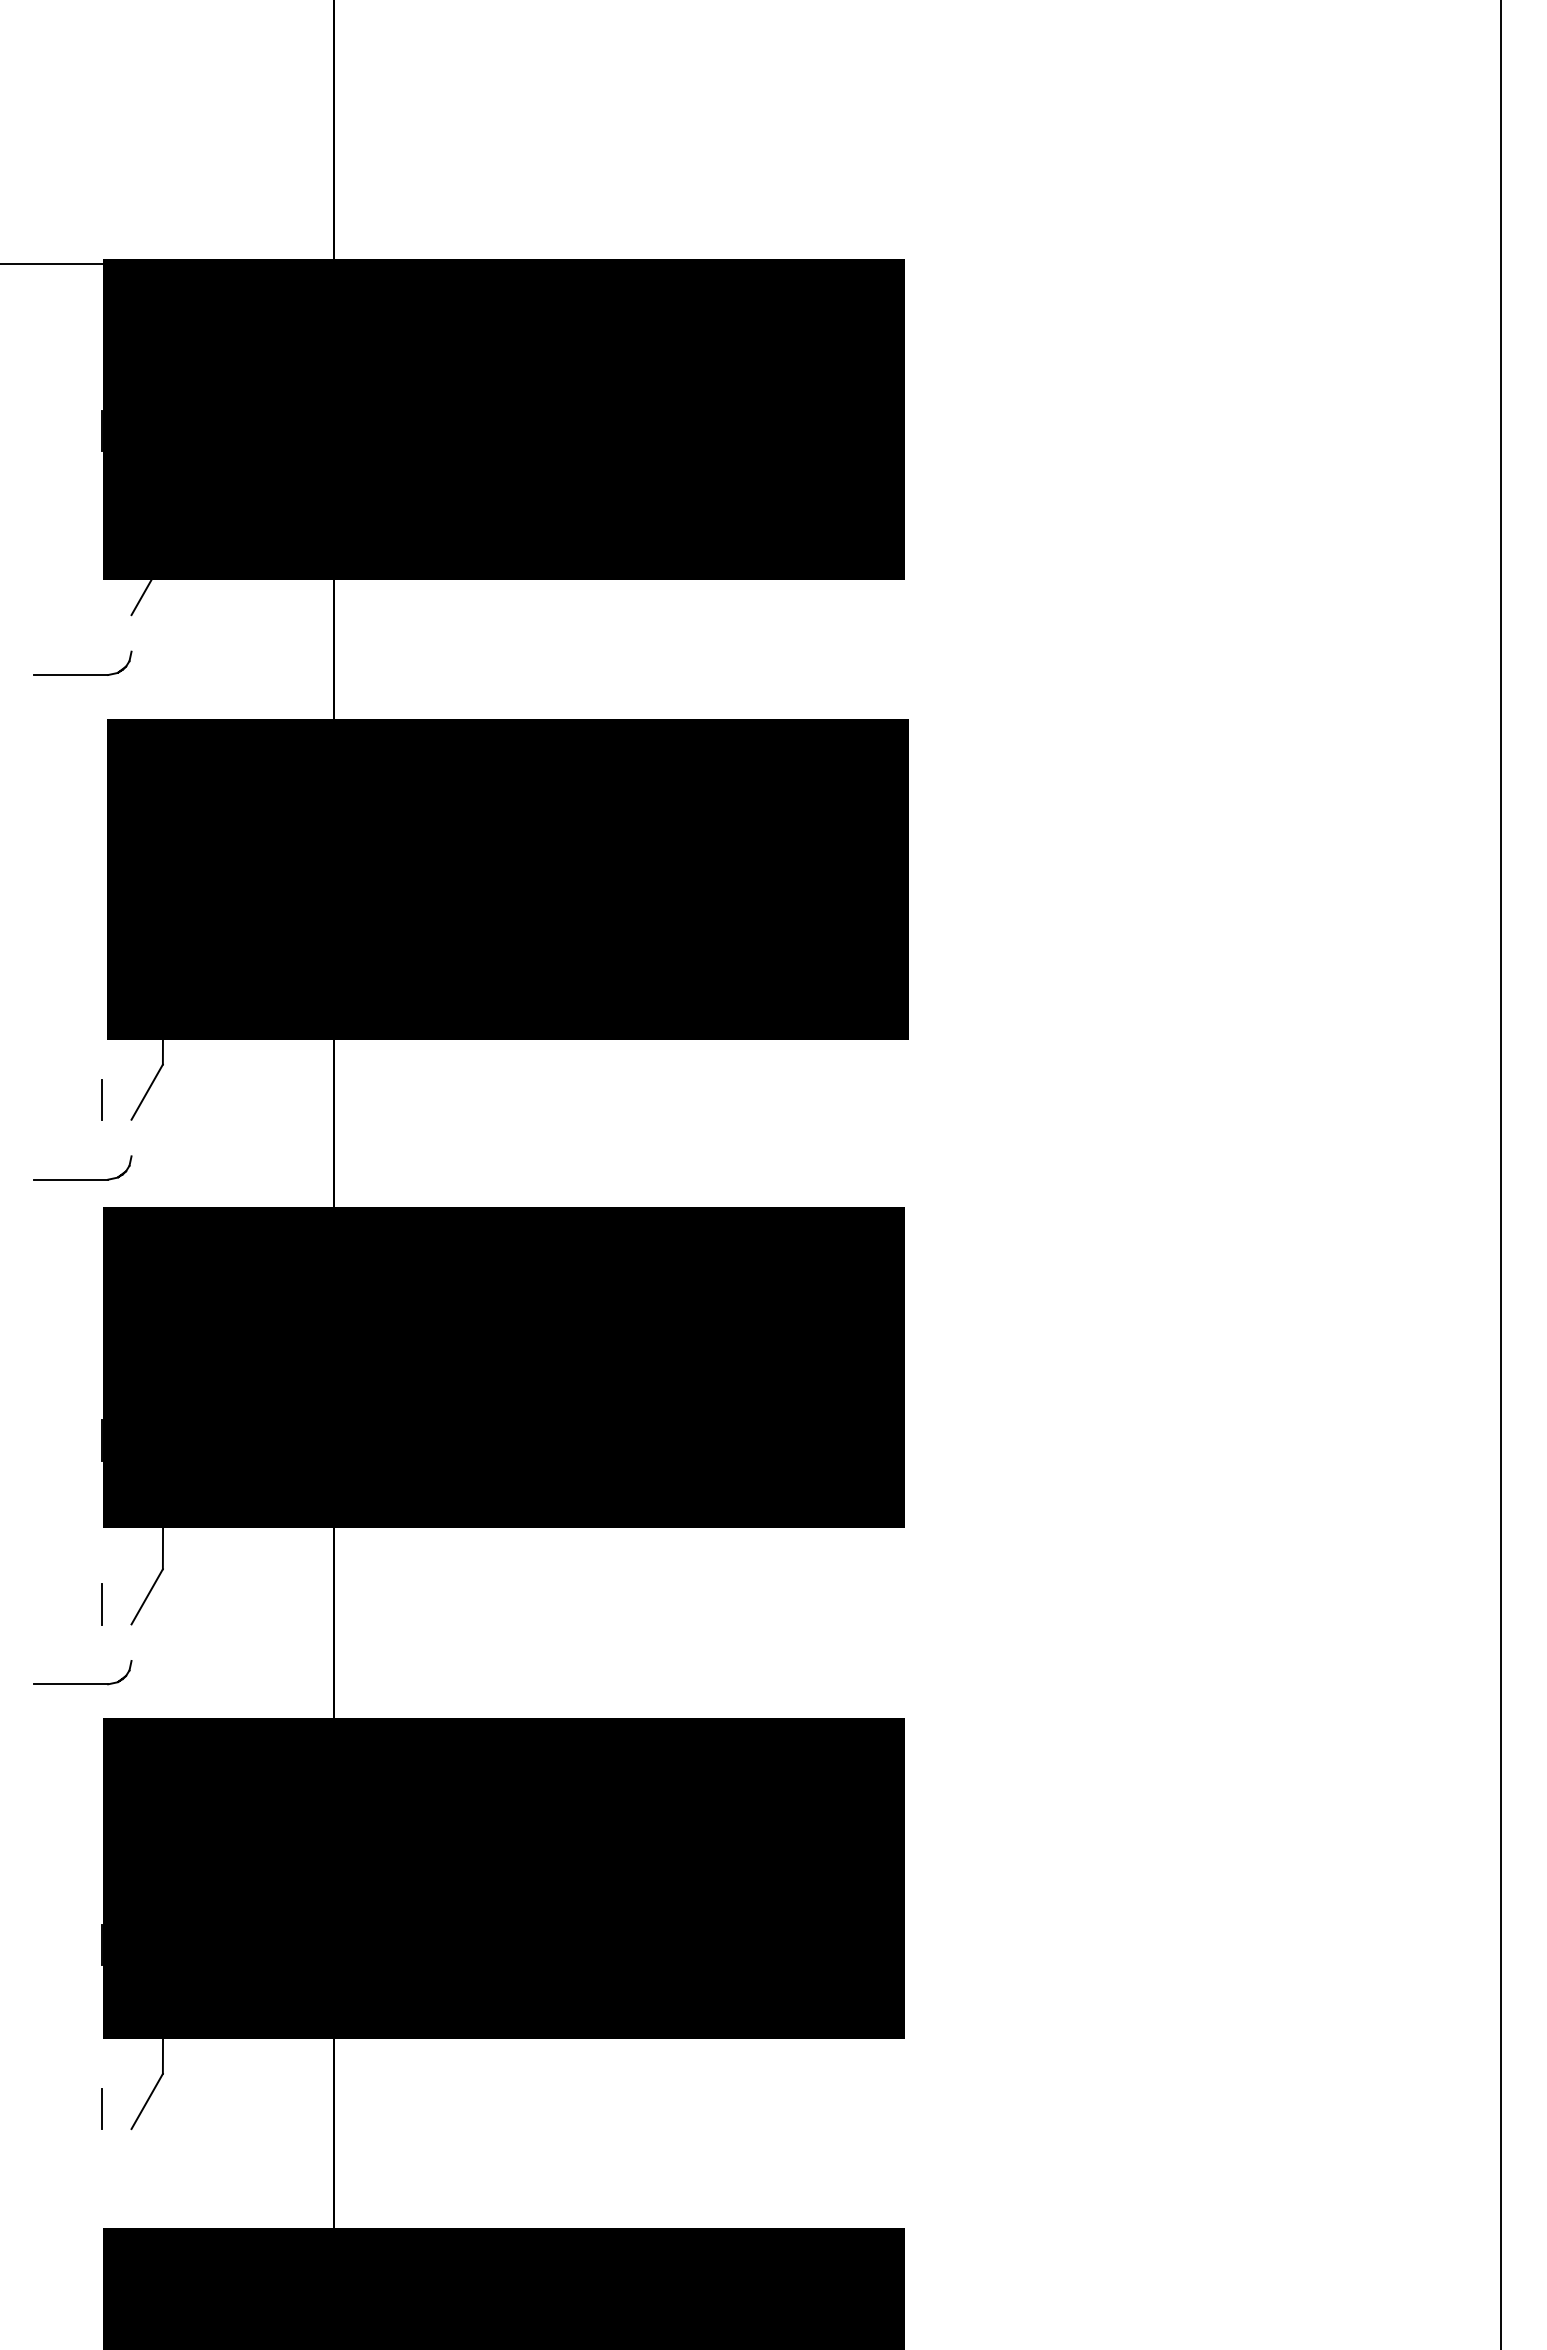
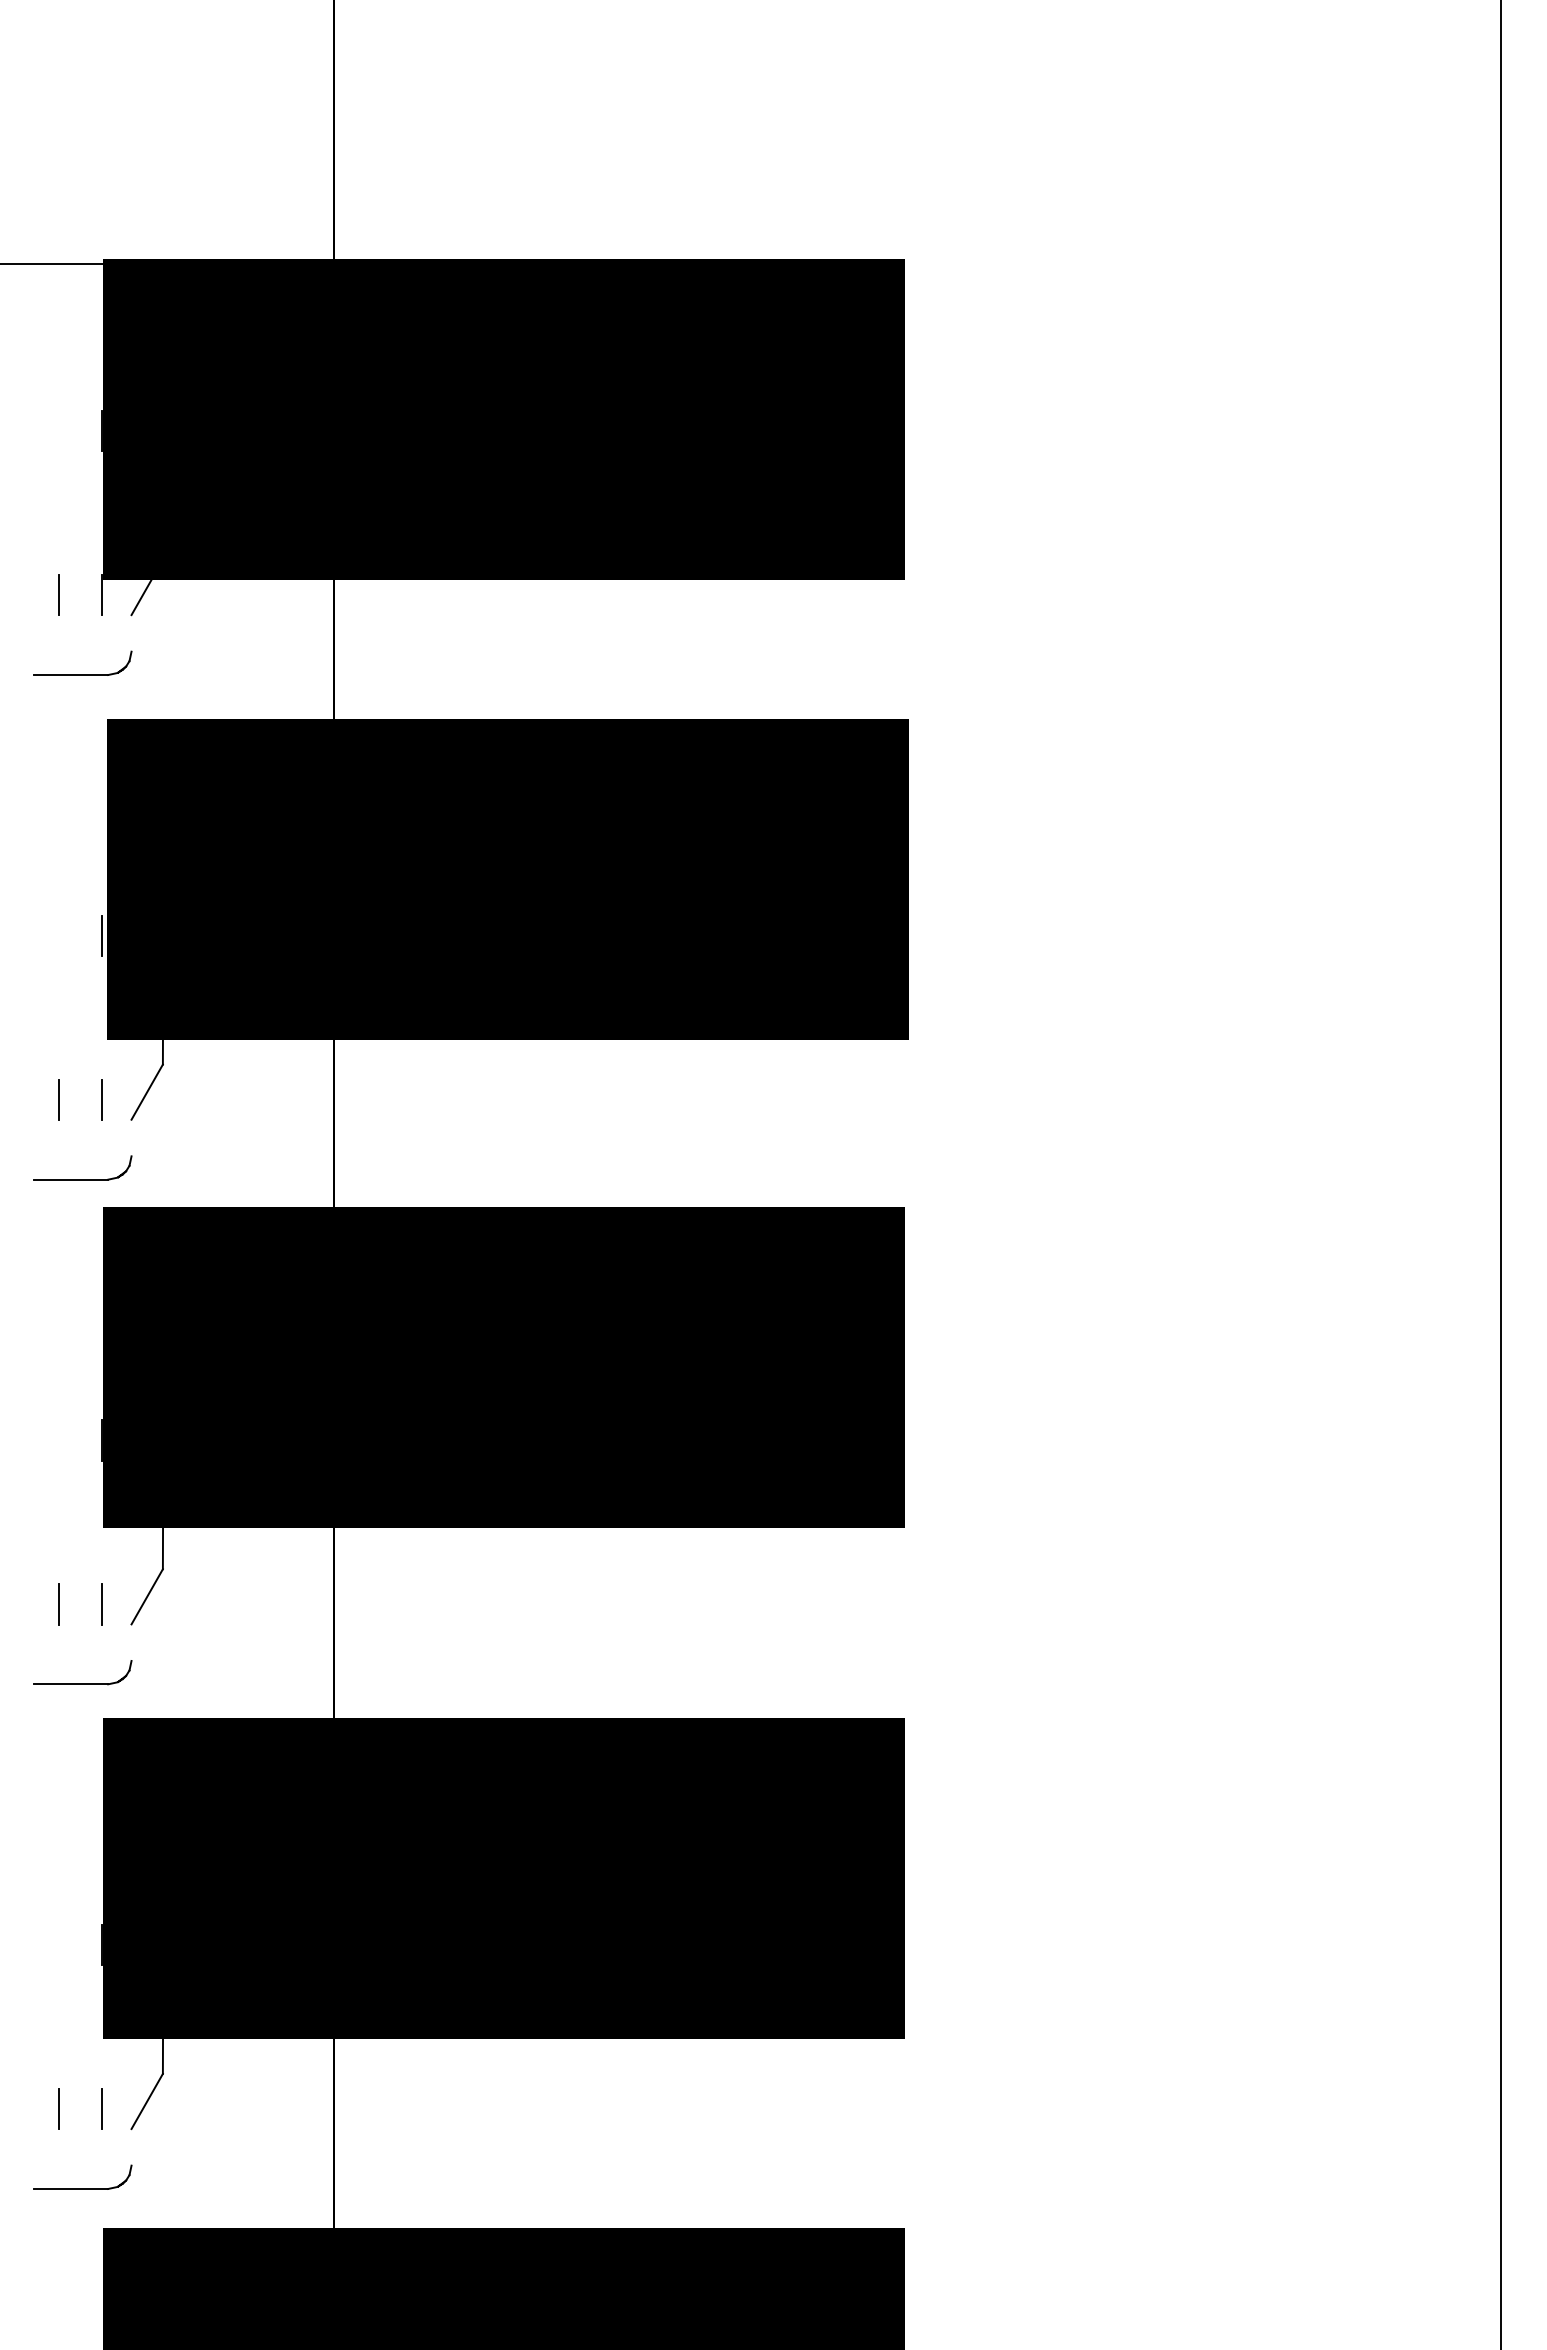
line: none -> present (58, 594)
line: none -> present (102, 594)
line: none -> present (102, 935)
line: none -> present (58, 1099)
line: none -> present (58, 1604)
line: none -> present (58, 2108)
part: none -> present (82, 2188)
